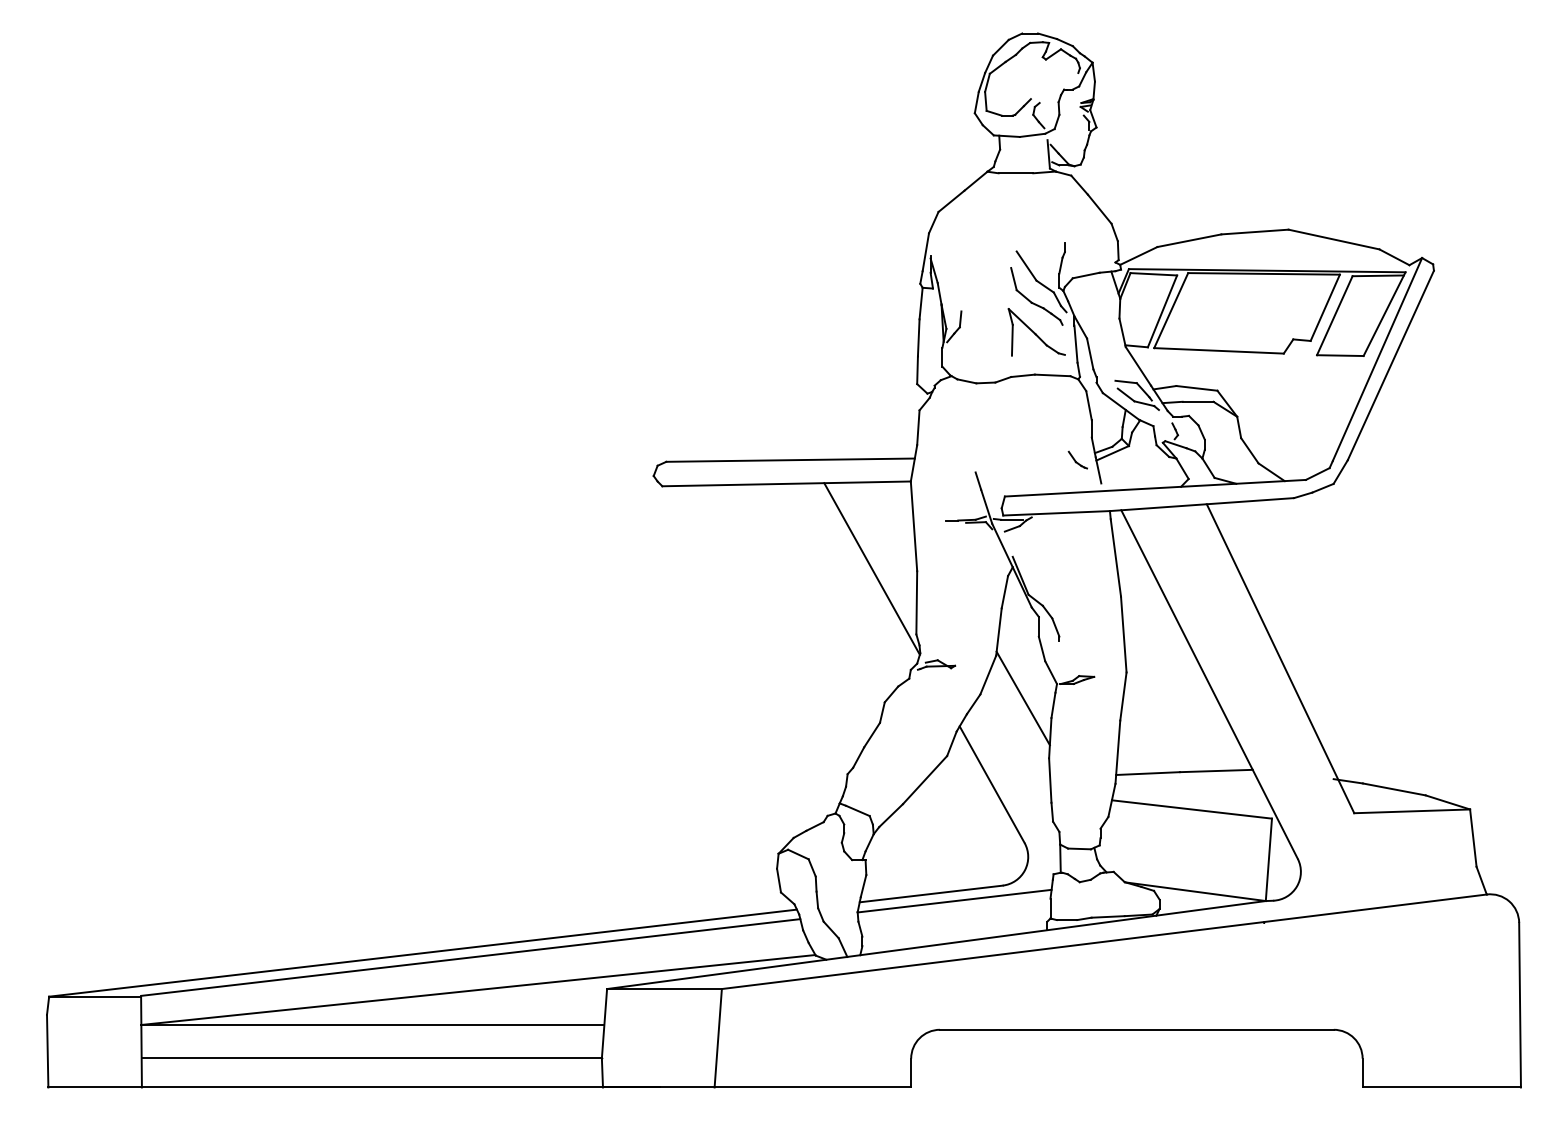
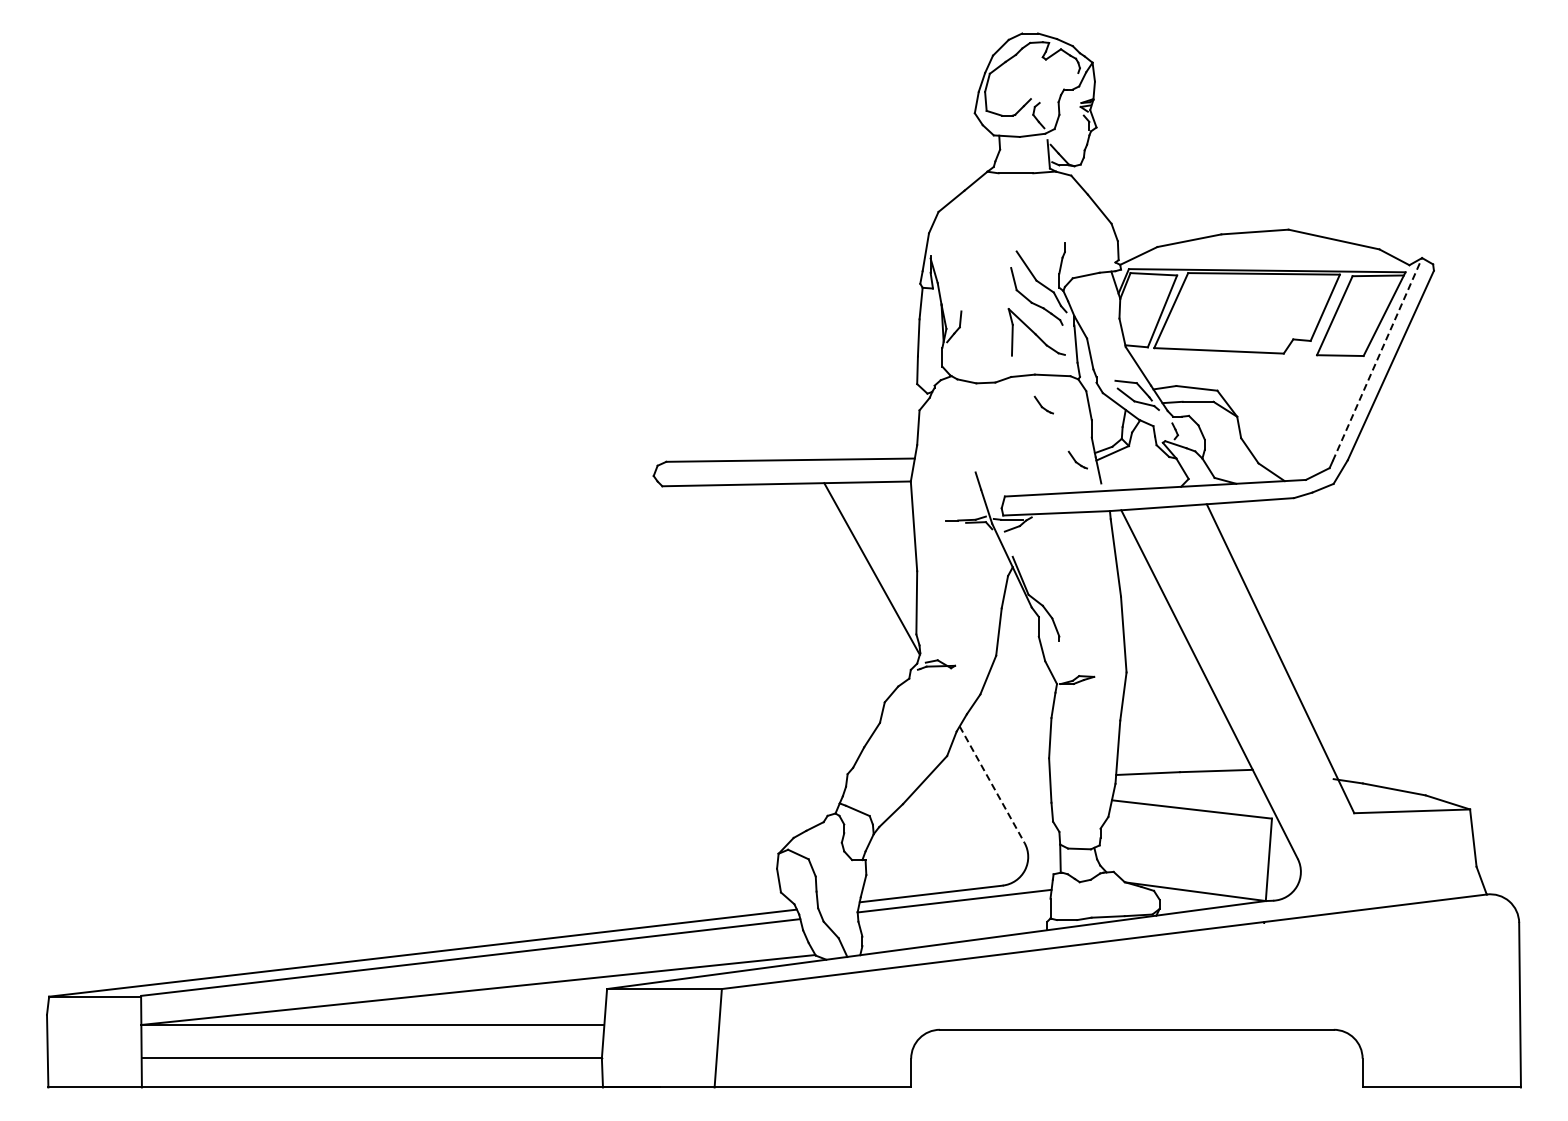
line: solid -> dashed (1377, 359)
part: none -> present (1043, 404)
line: present -> none (1022, 698)
line: solid -> dashed (992, 784)
